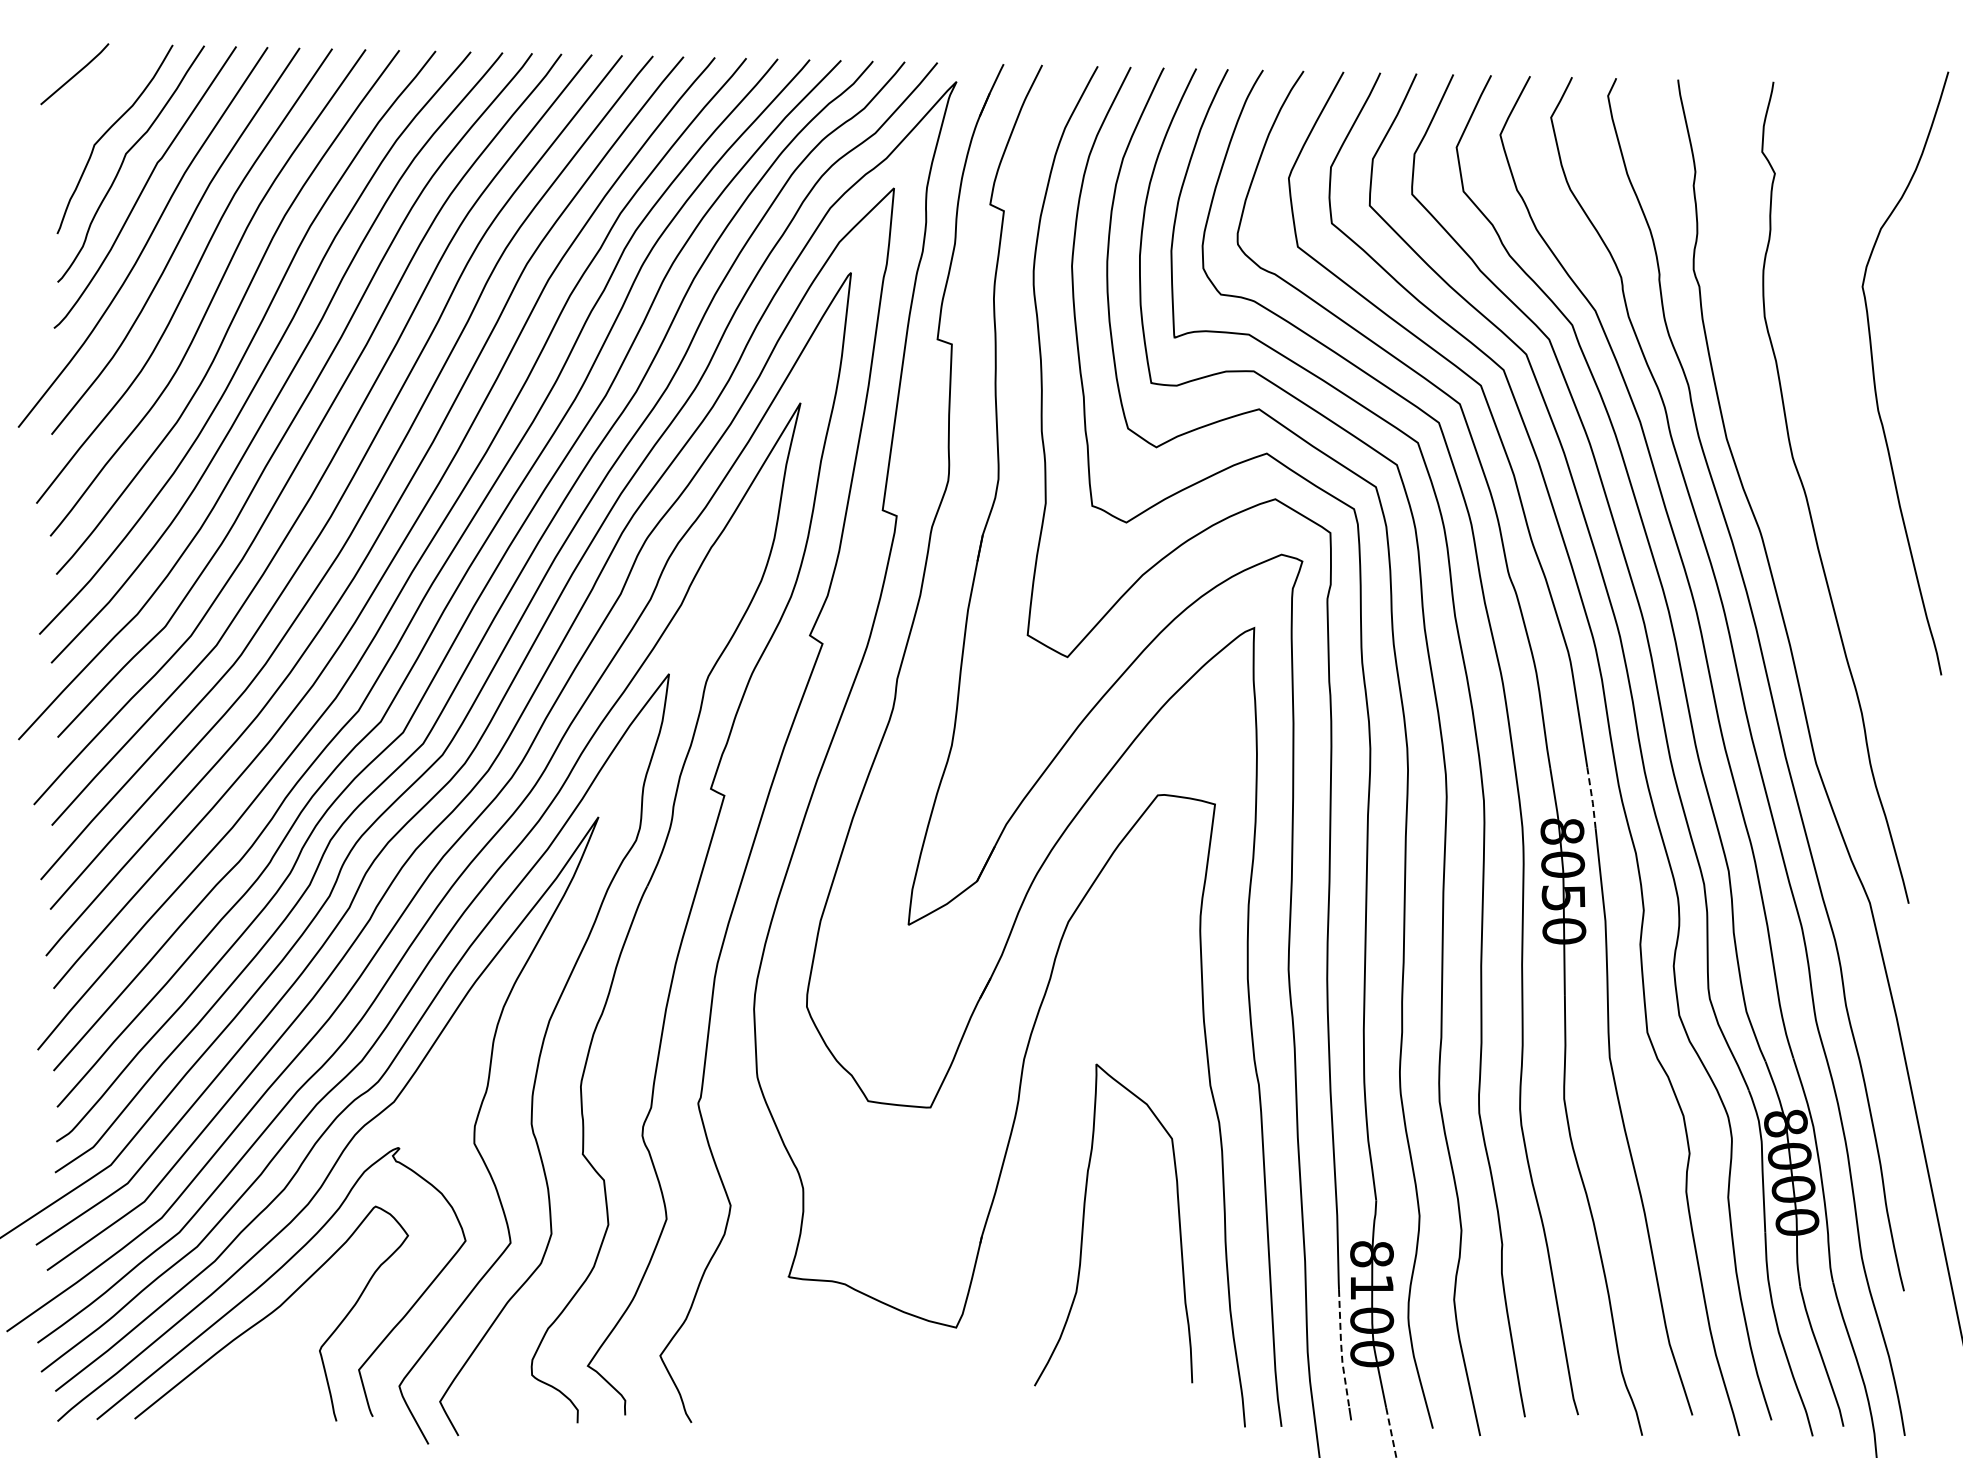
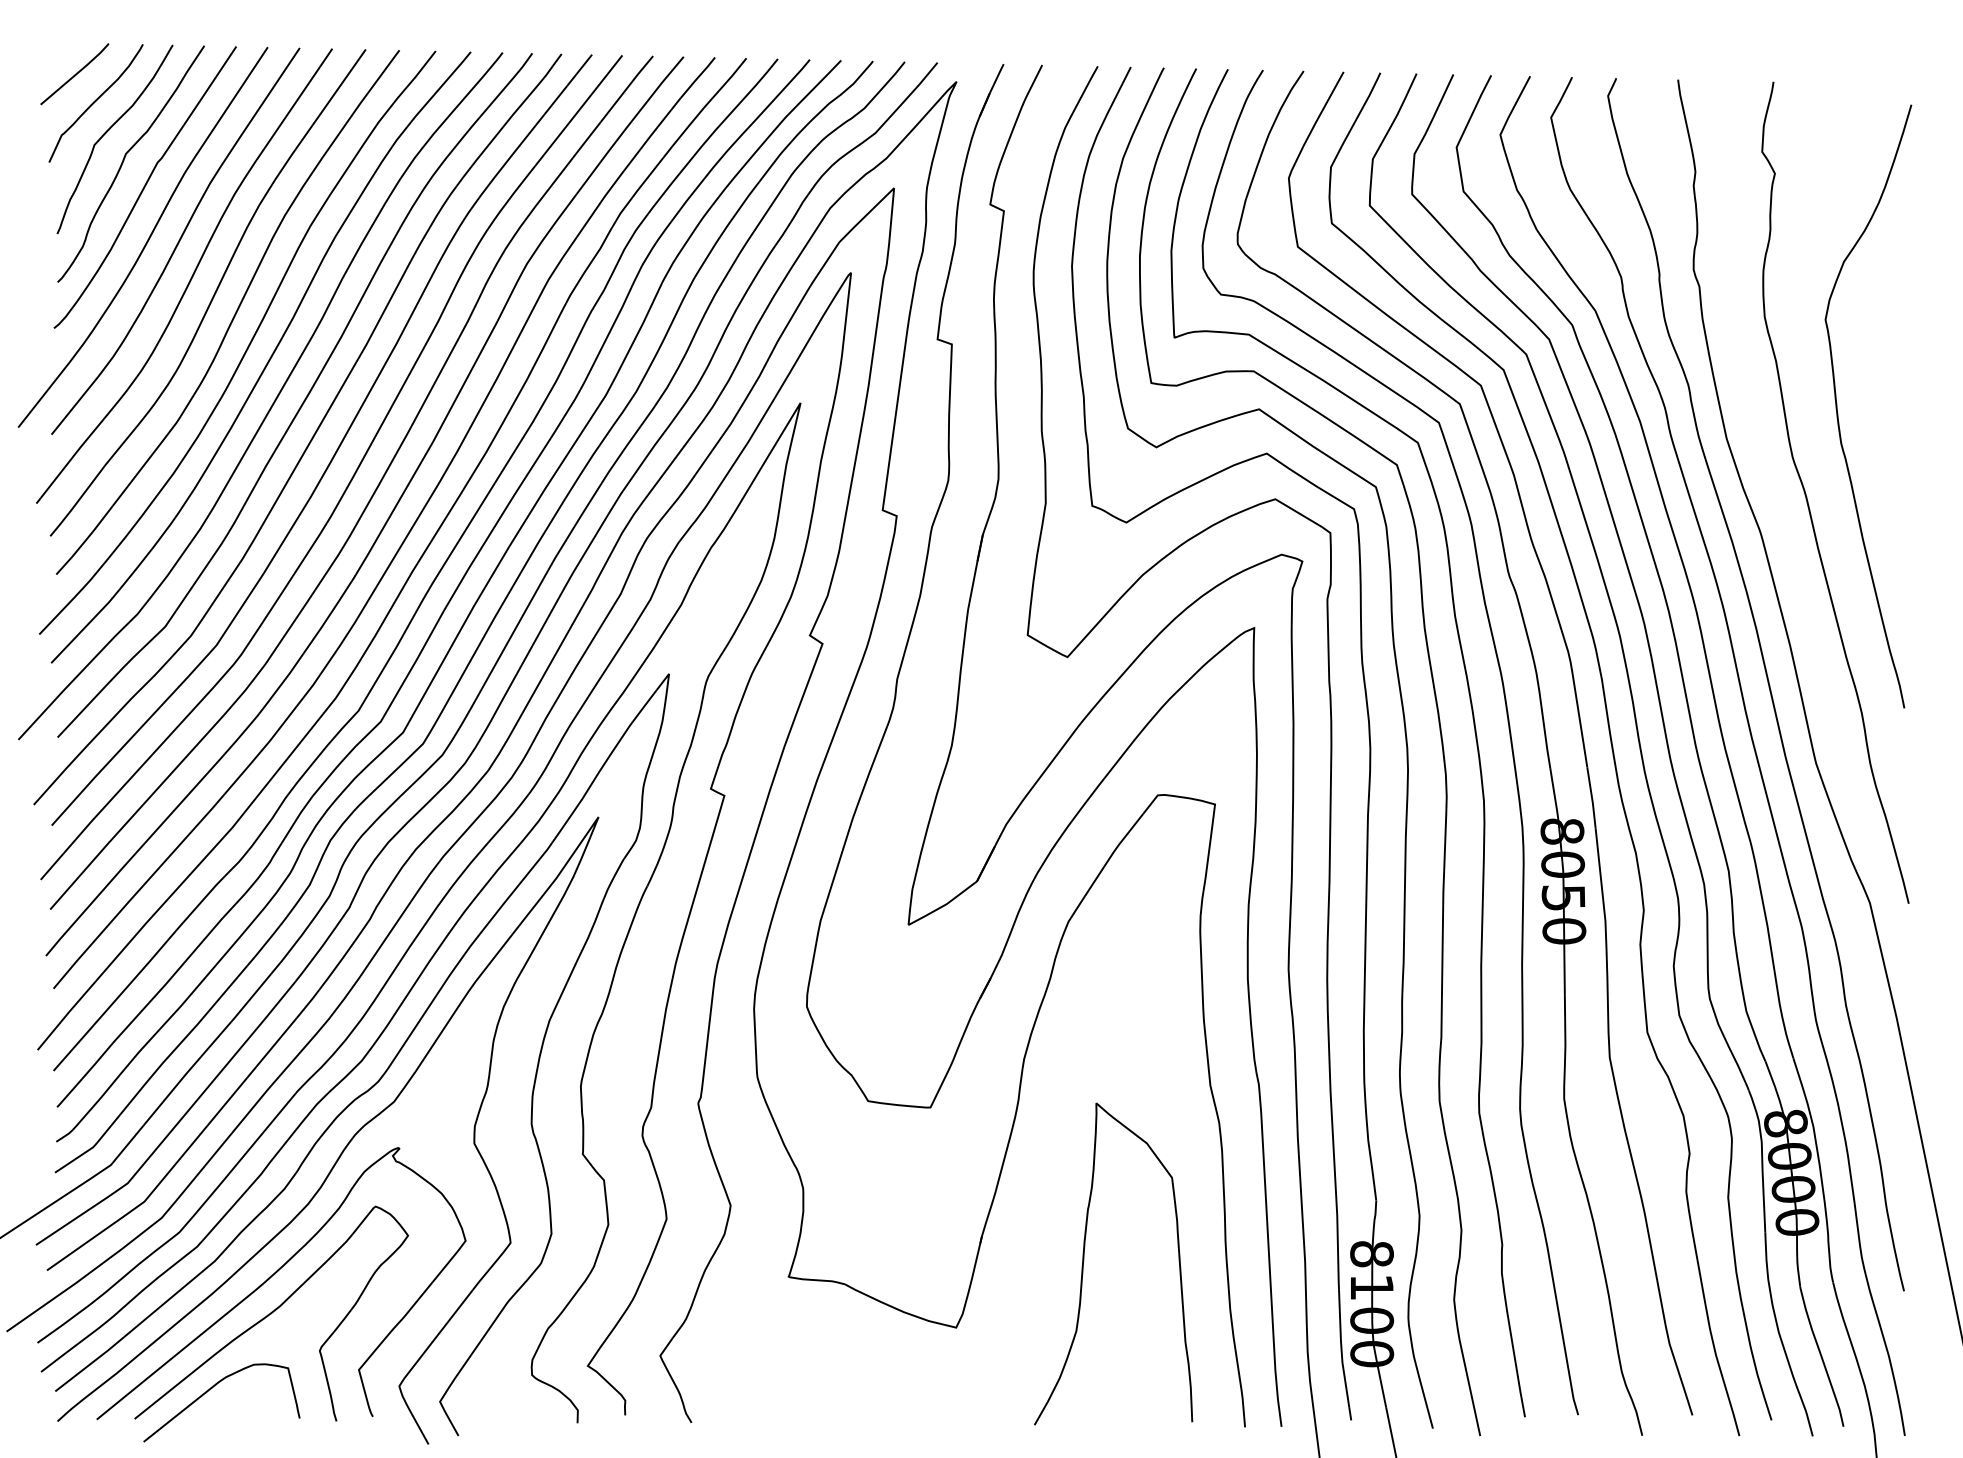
curve: none -> present (95, 102)
curve position: (1875, 380) -> (1838, 413) (1838, 413)
line: dashed -> solid (1592, 798)
curve position: (1084, 1221) -> (1084, 1260) (1084, 1260)
line: dashed -> solid (1341, 1348)
curve: none -> present (211, 1389)
line: dashed -> solid (1391, 1432)
